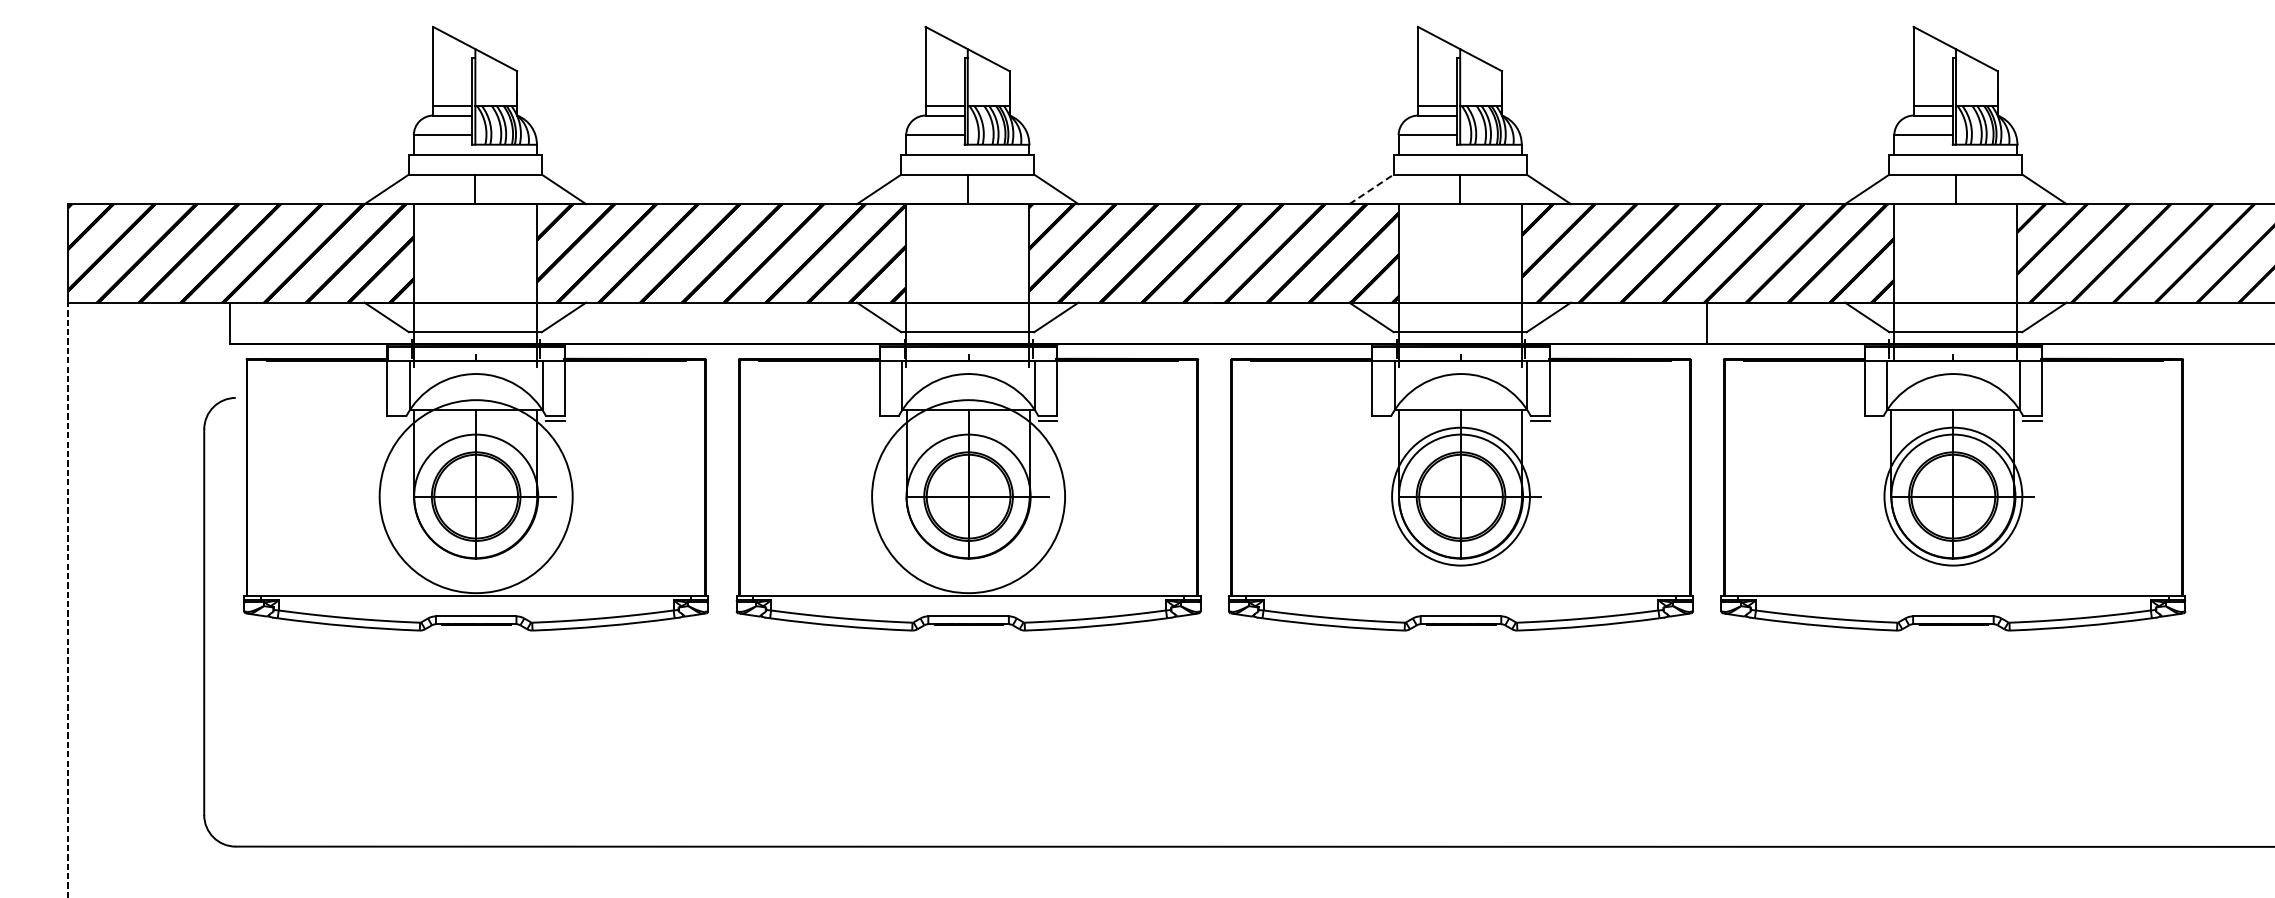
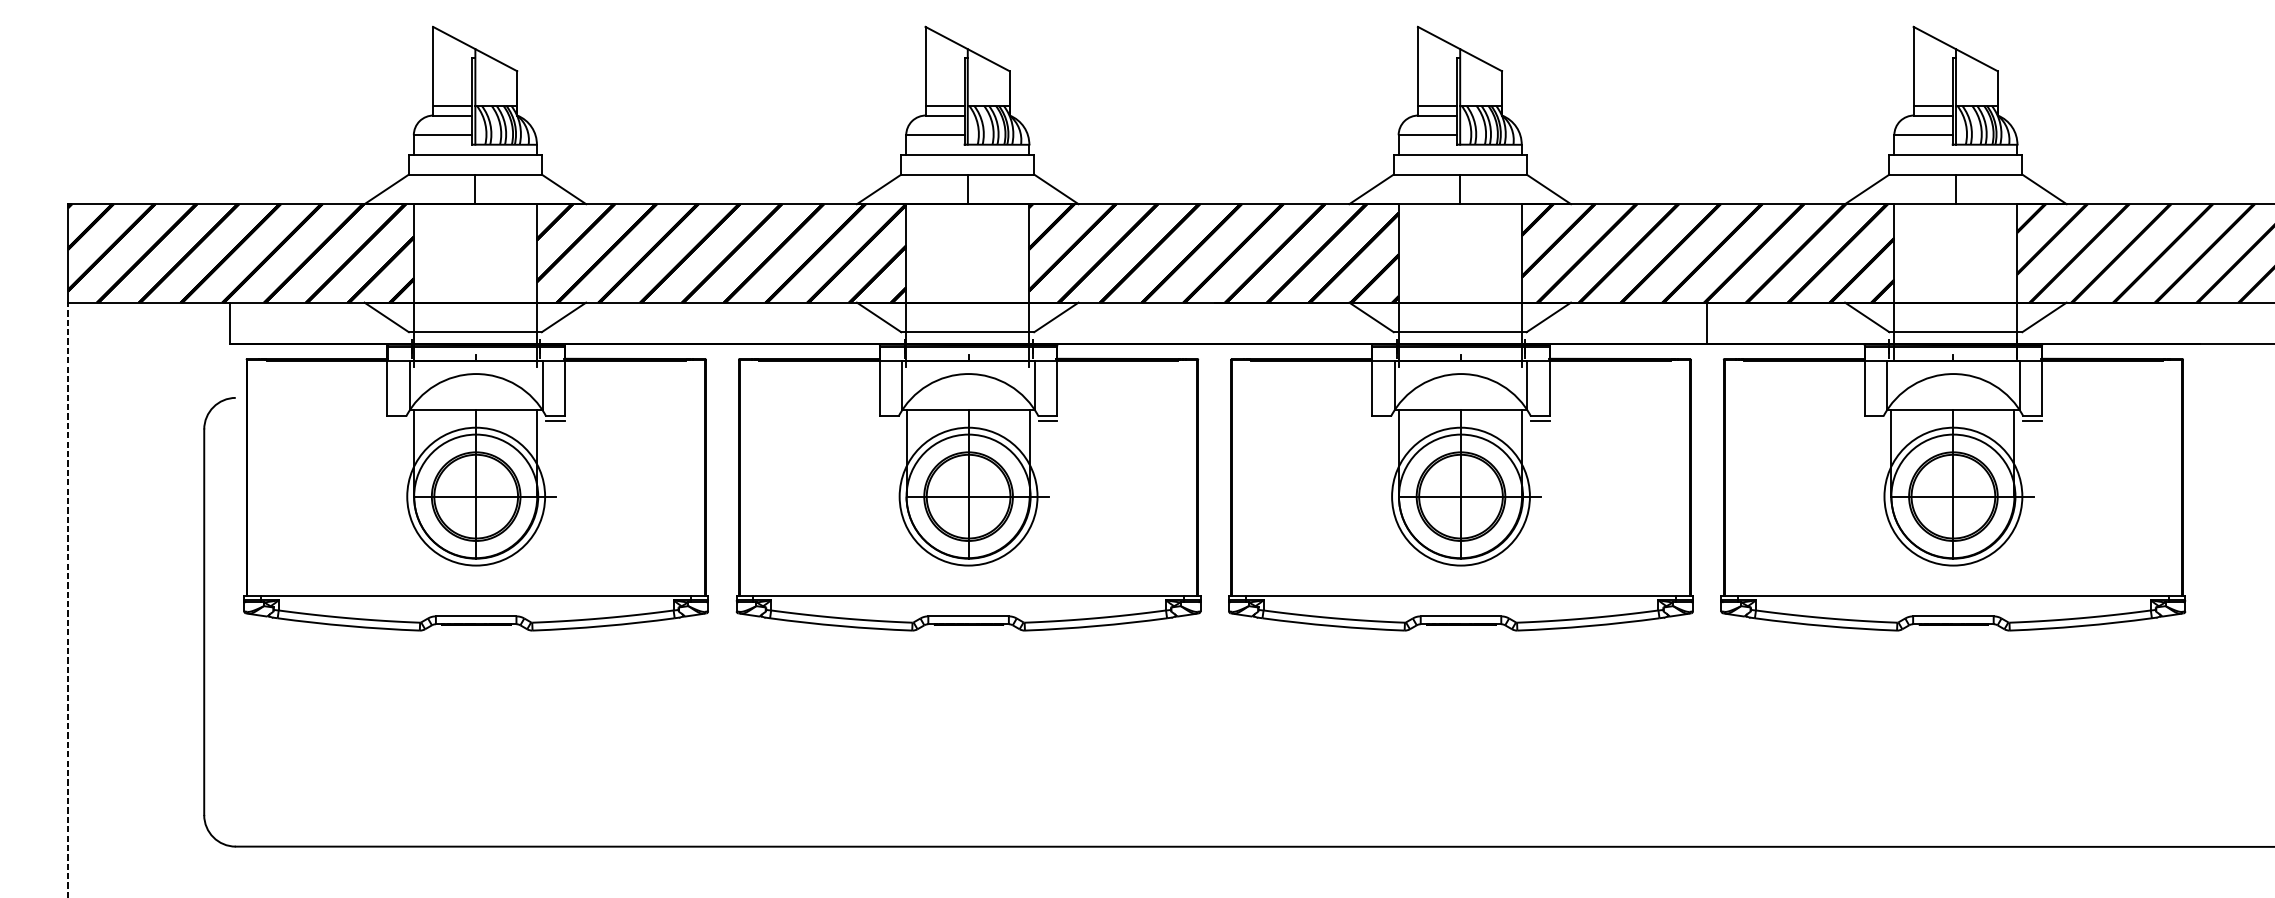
line: dashed -> solid (1371, 189)
circle diameter: 193 px -> 138 px (476, 496)
circle diameter: 193 px -> 138 px (968, 496)
